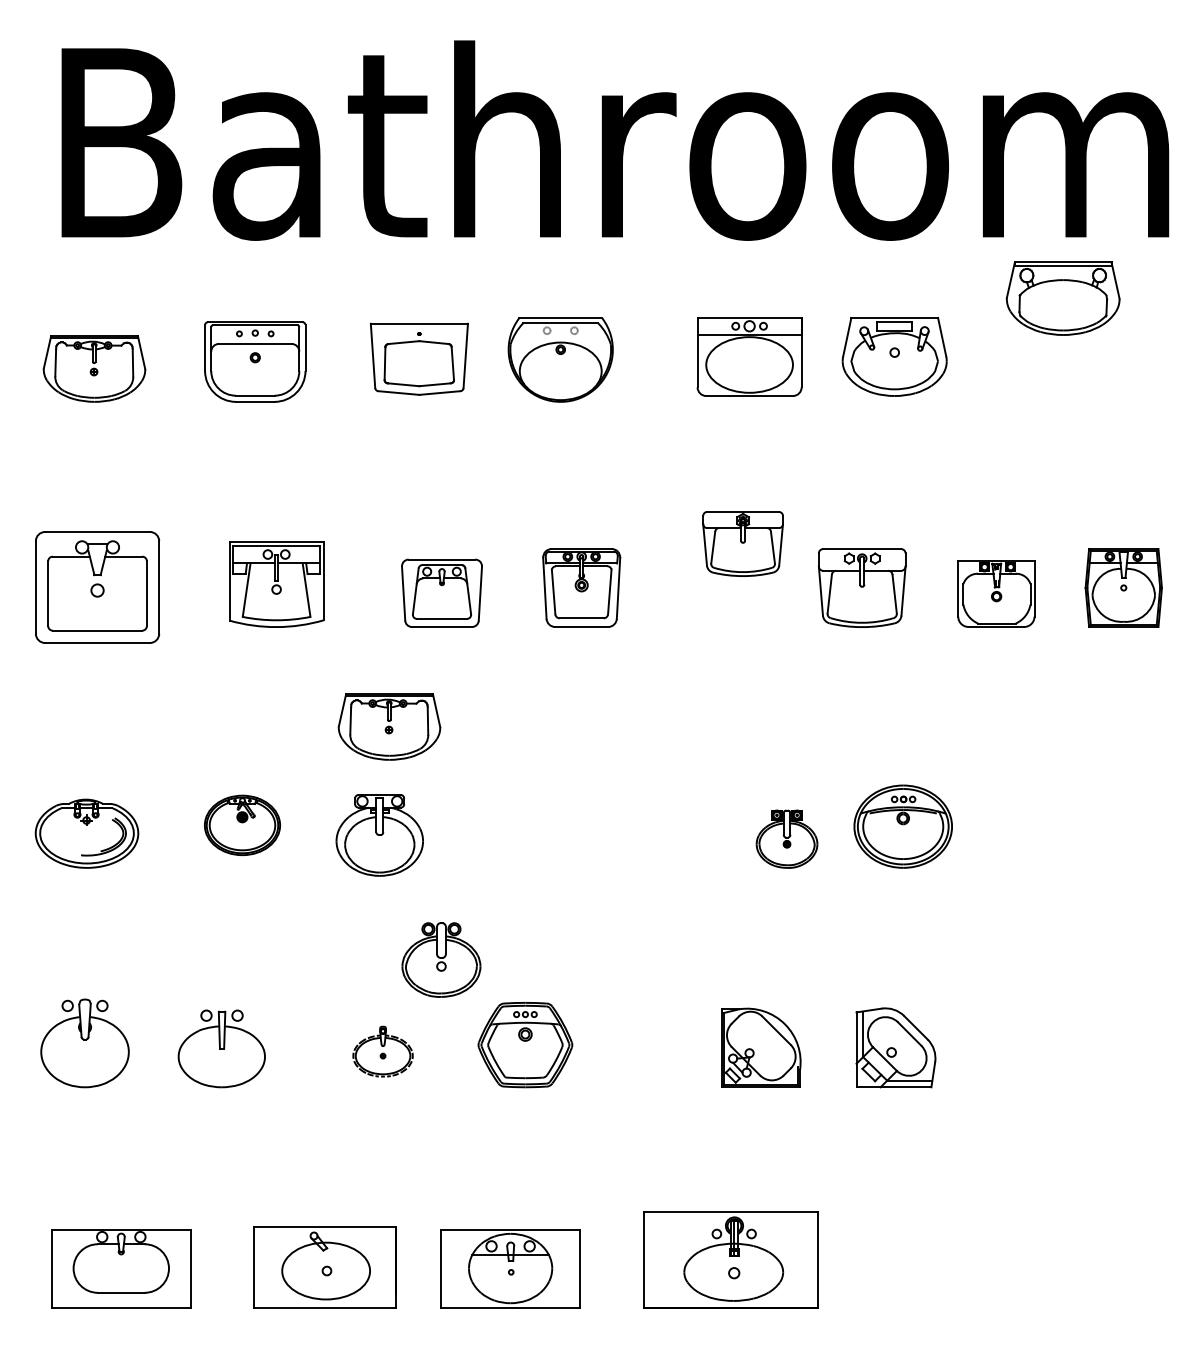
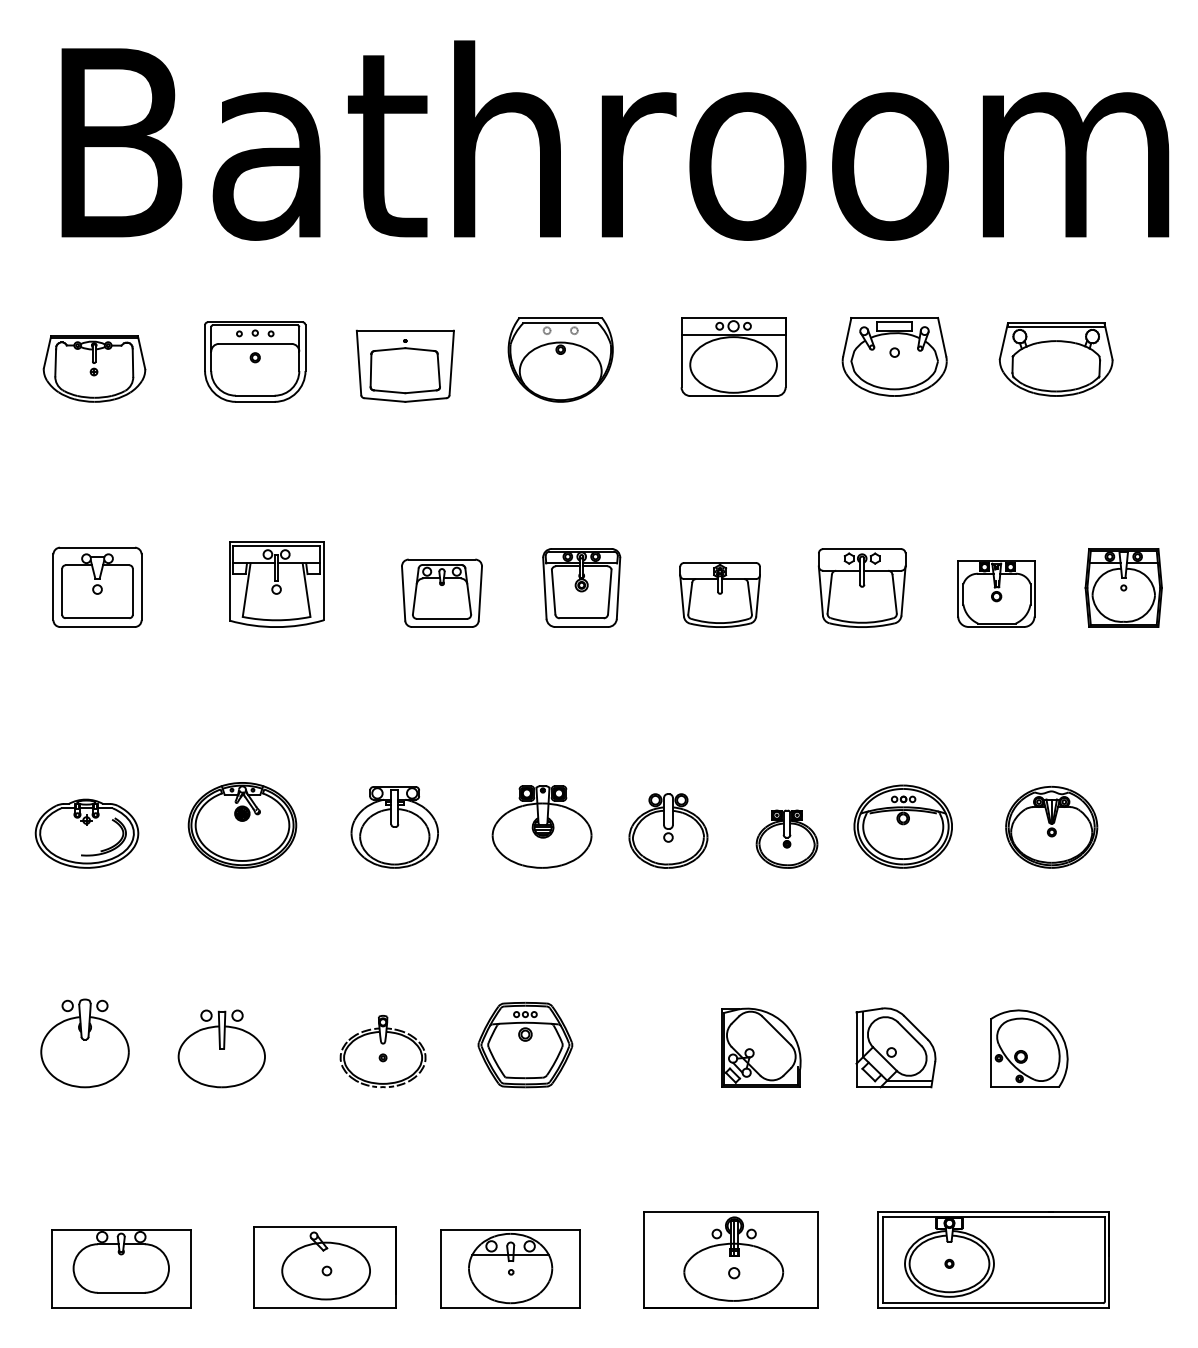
part position: (1062, 298) -> (1055, 359) (1055, 359)
part position: (749, 356) -> (733, 356) (733, 356)
part position: (418, 358) -> (404, 365) (404, 365)
part position: (742, 543) -> (719, 594) (719, 594)
part size: 126x113 px -> 91x82 px (97, 586)
part: present -> none (389, 726)
part size: 77x63 px -> 111x87 px (242, 825)
part: none -> present (541, 826)
part: none -> present (1051, 827)
part position: (379, 835) -> (394, 827) (394, 827)
part position: (441, 959) -> (668, 830) (668, 830)
part: none -> present (1029, 1048)
part size: 62x53 px -> 88x74 px (382, 1051)
part: none -> present (993, 1259)
